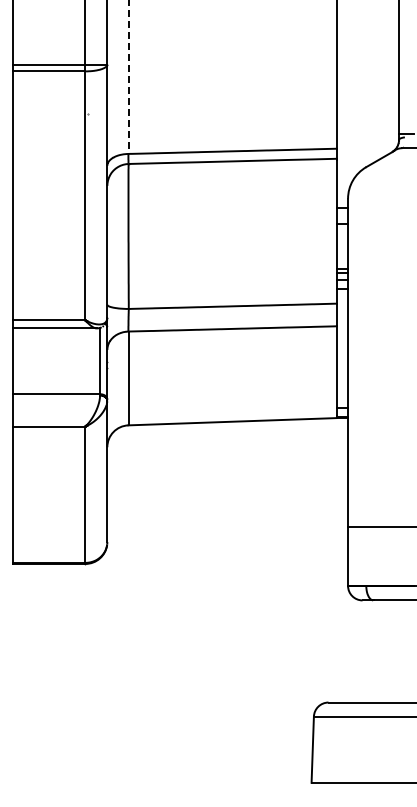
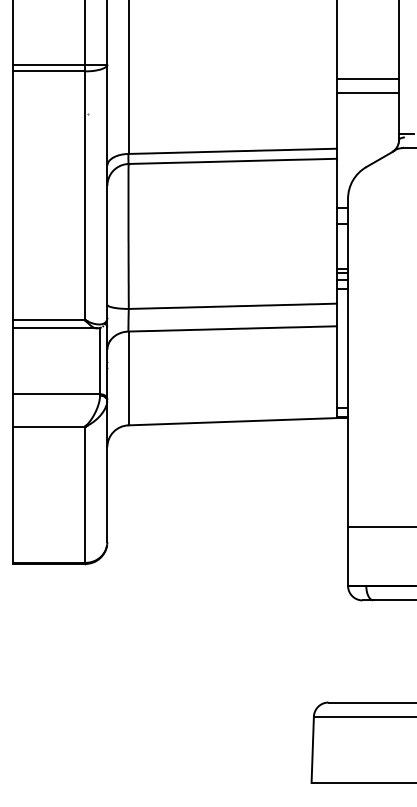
line: dashed -> solid (128, 77)
line: none -> present (368, 79)
line: none -> present (368, 93)
